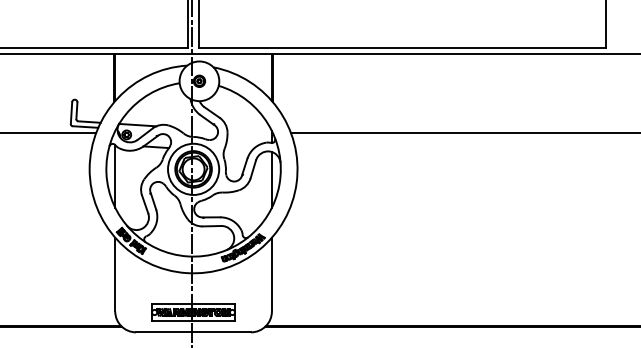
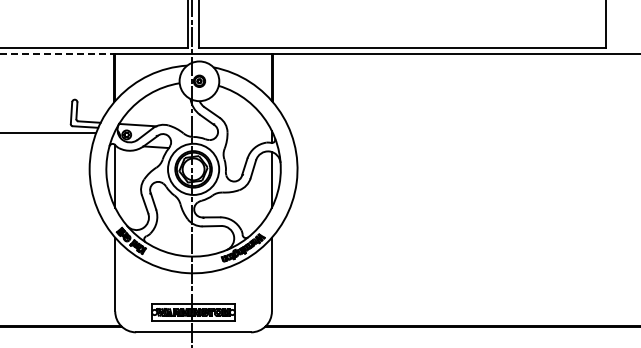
line: solid -> dashed (57, 54)
line: present -> none (463, 132)
